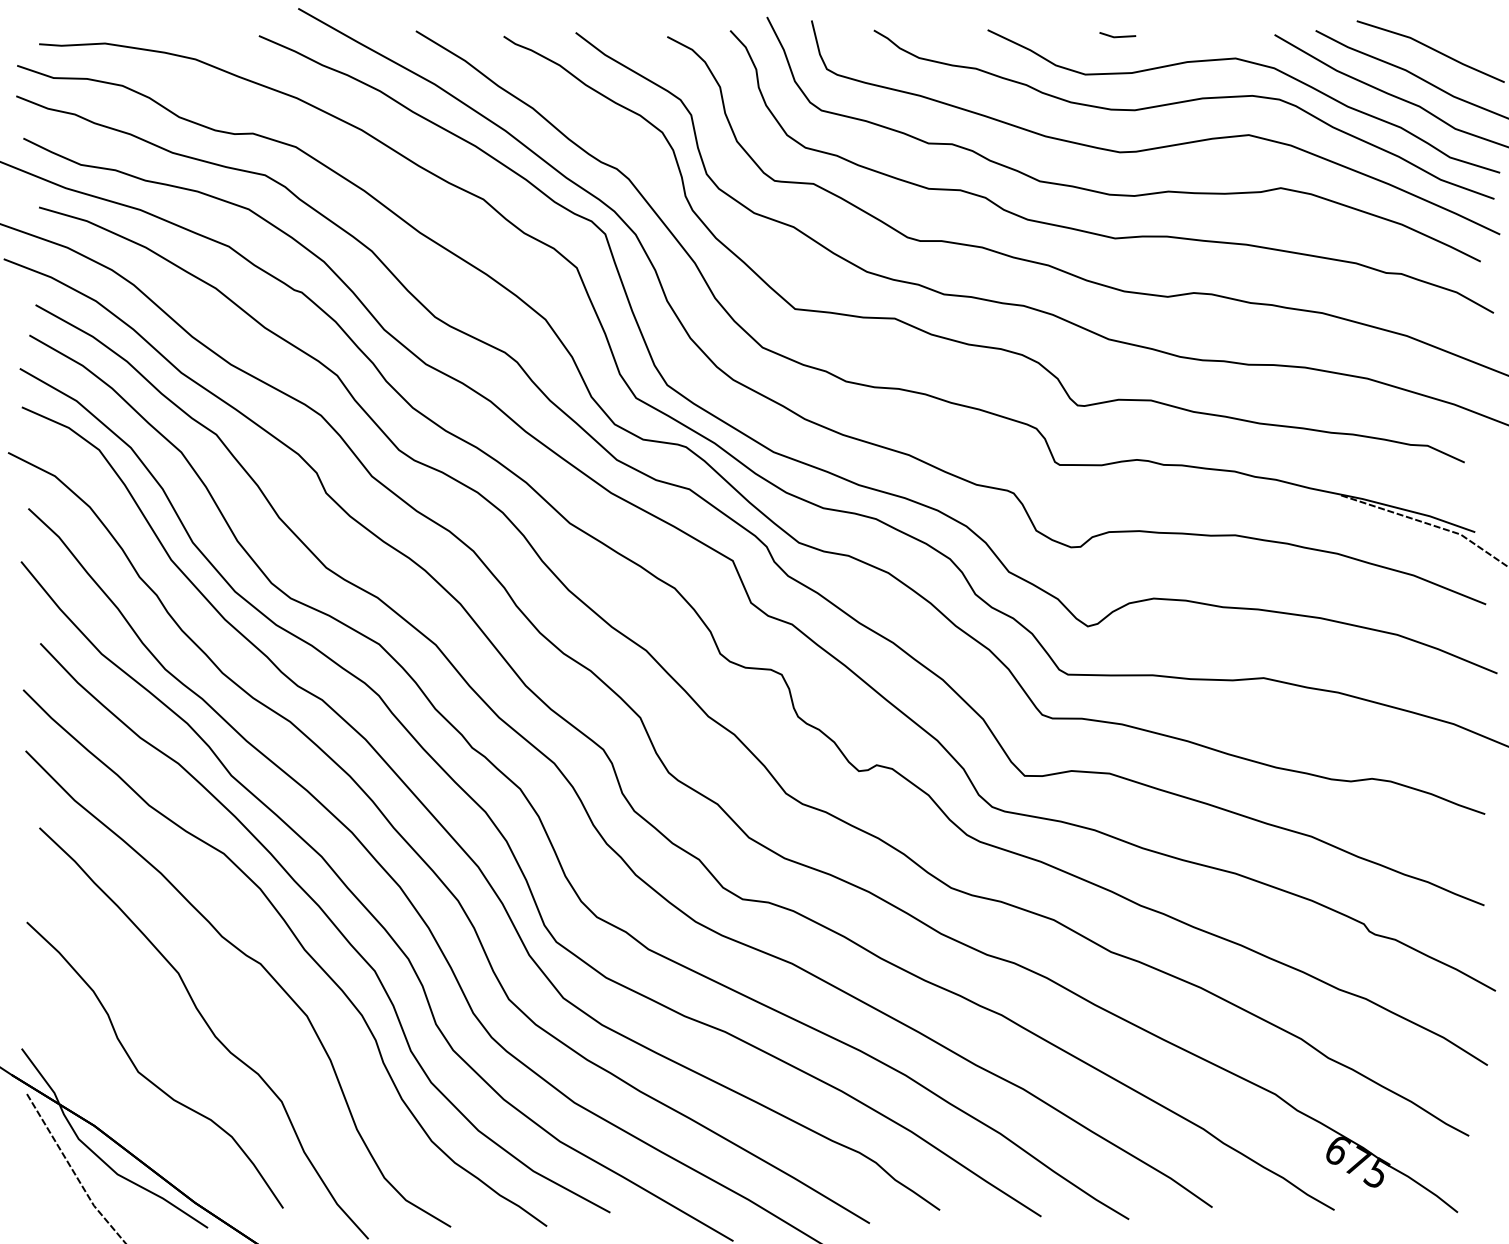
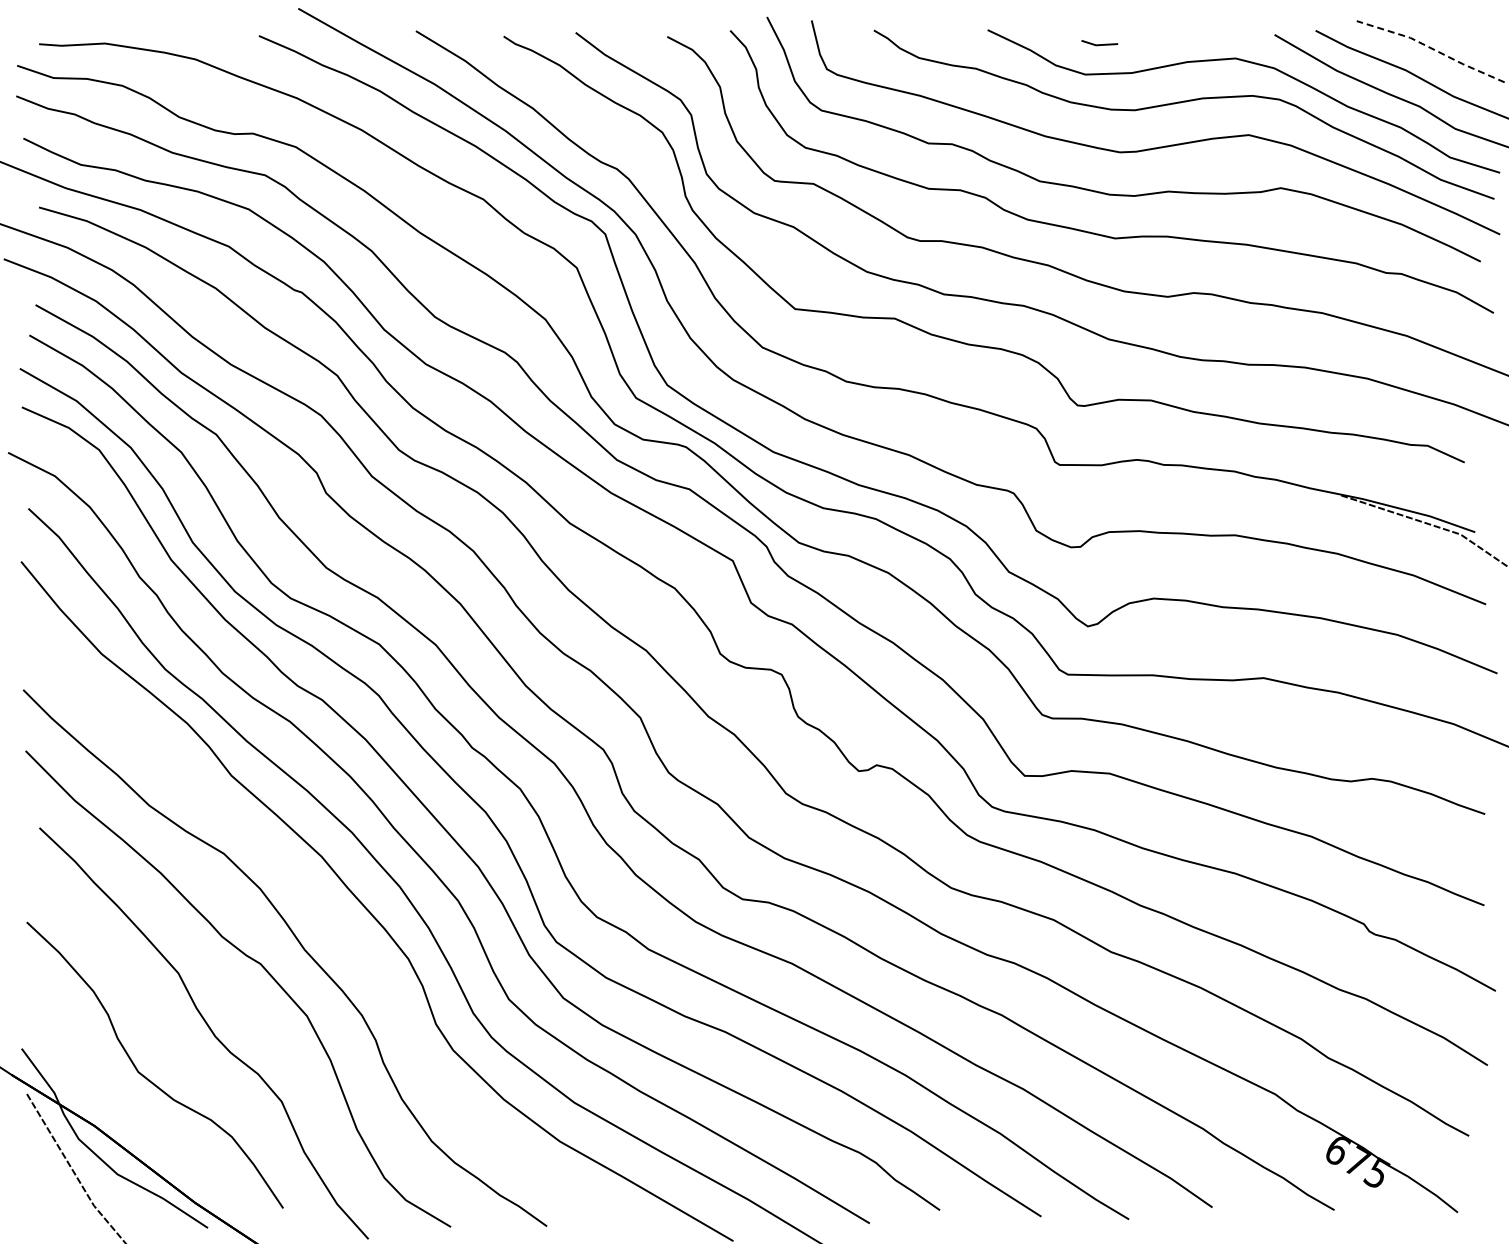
line position: (1117, 36) -> (1099, 44) (1099, 44)
line: solid -> dashed (1431, 48)
curve: present -> none (332, 924)
